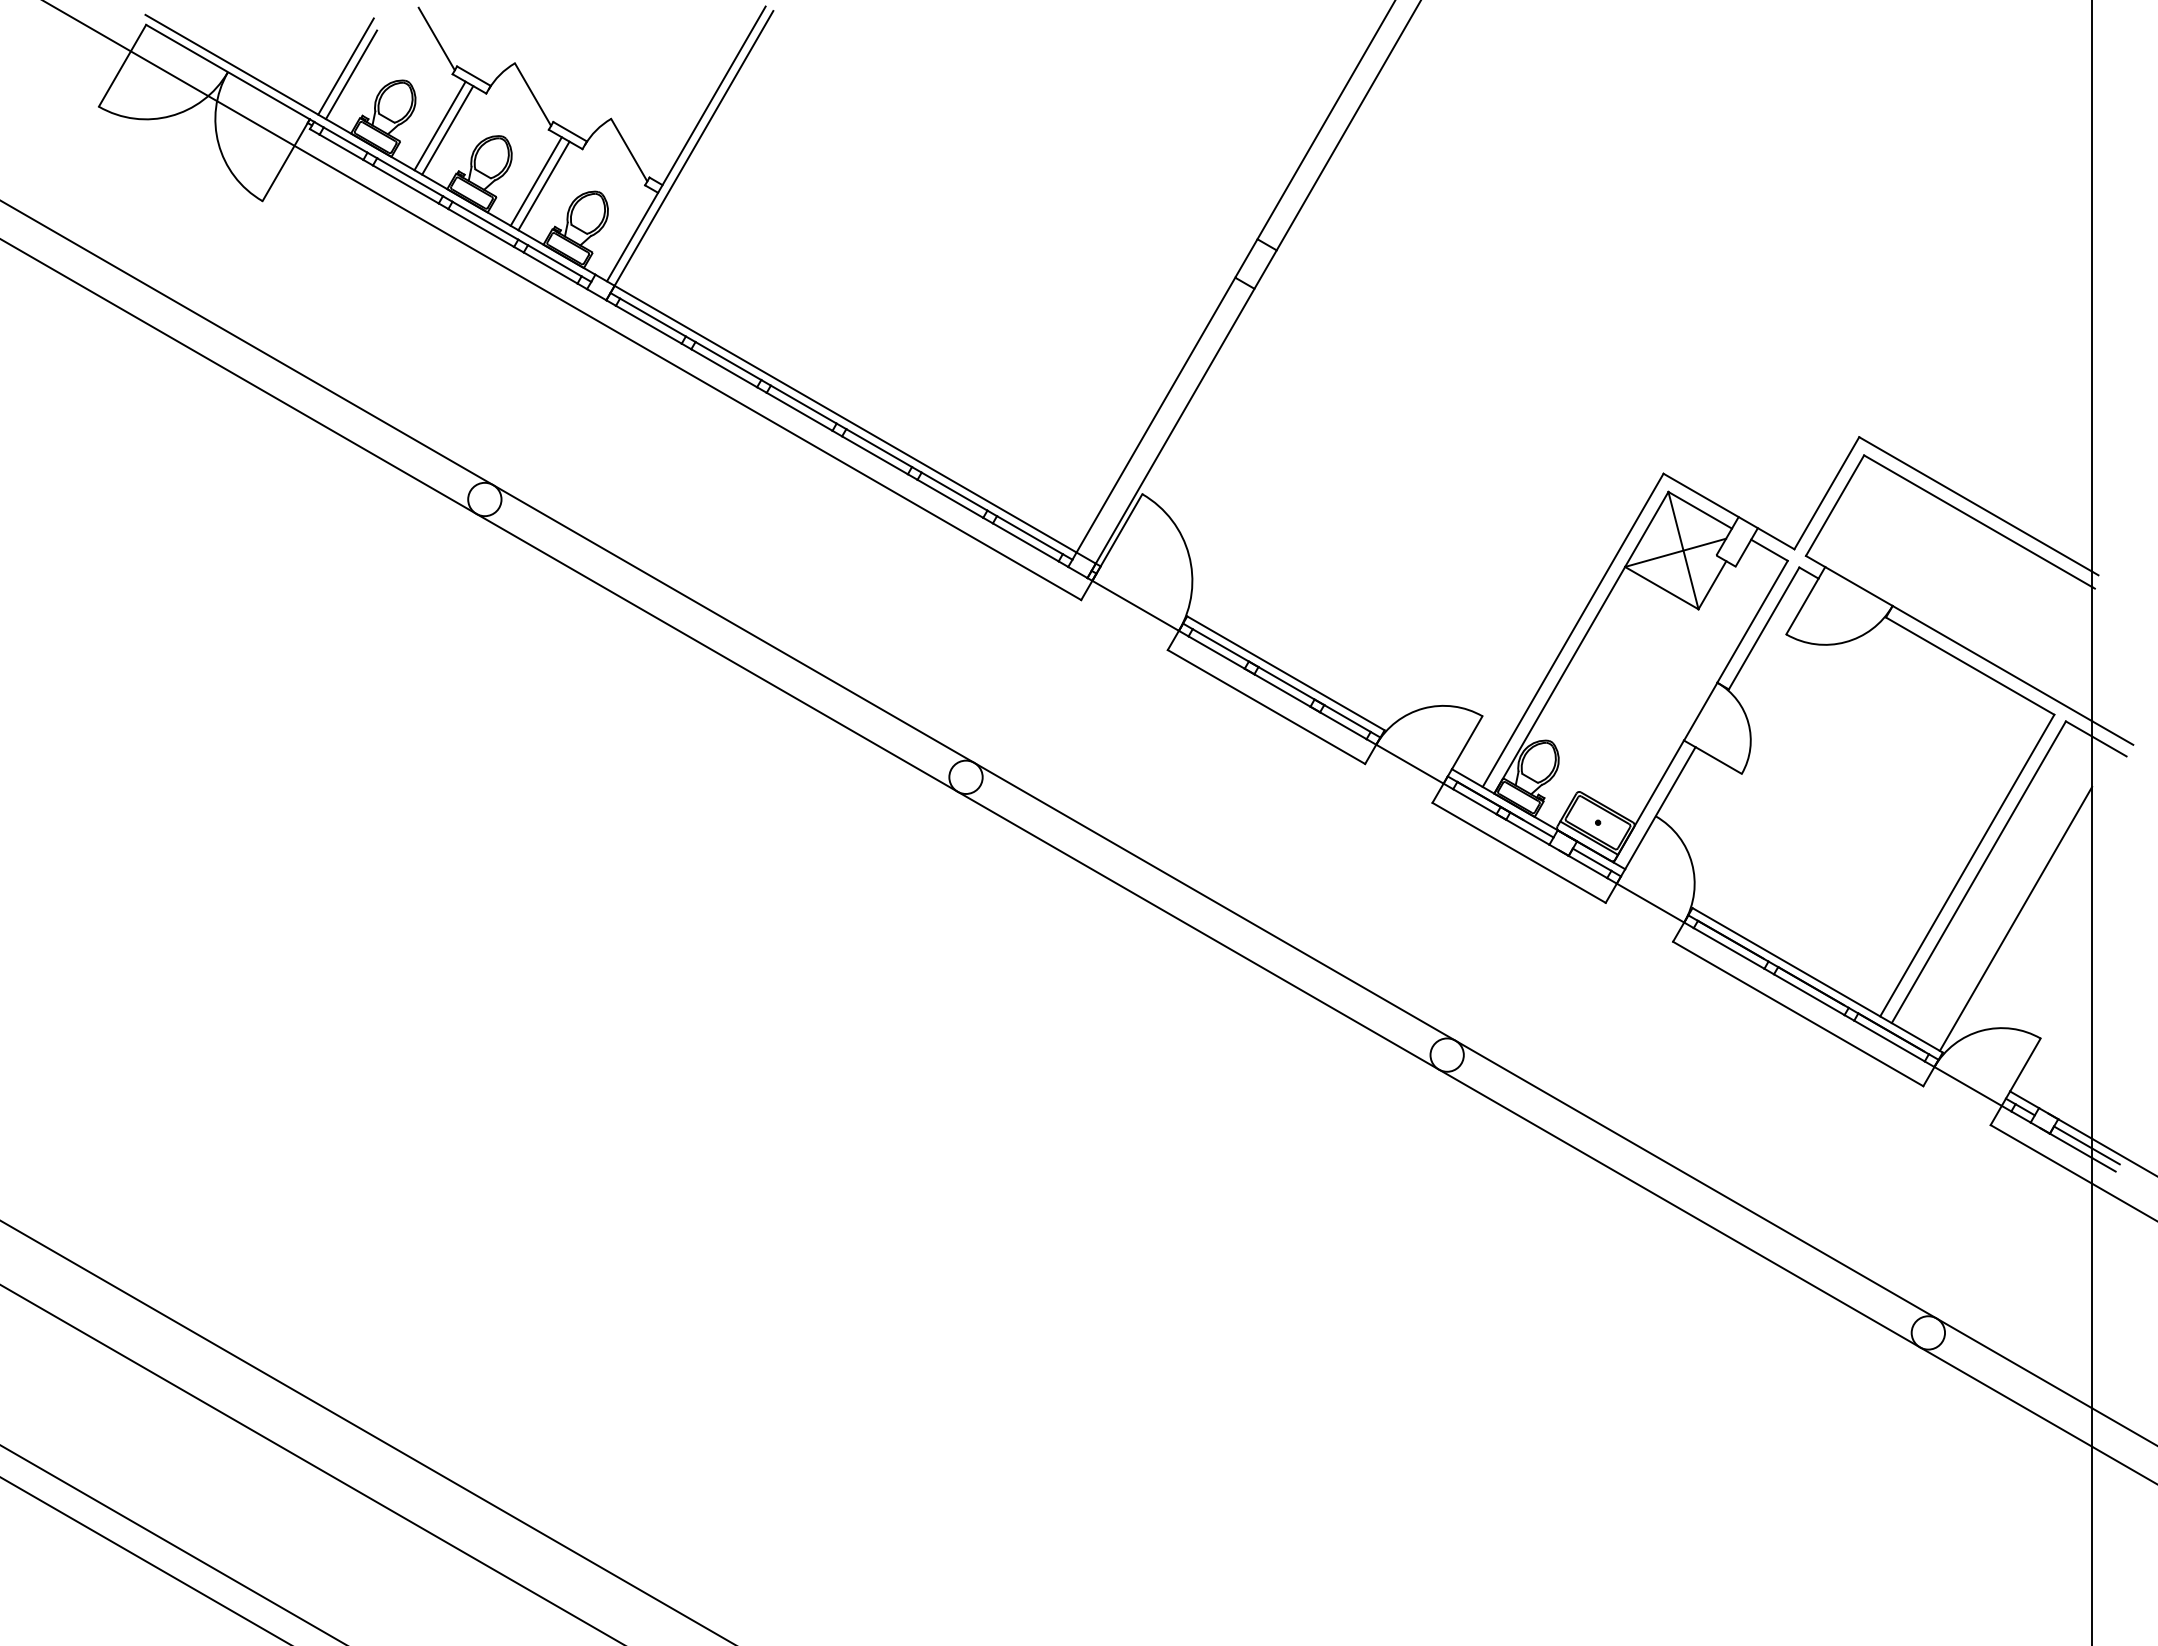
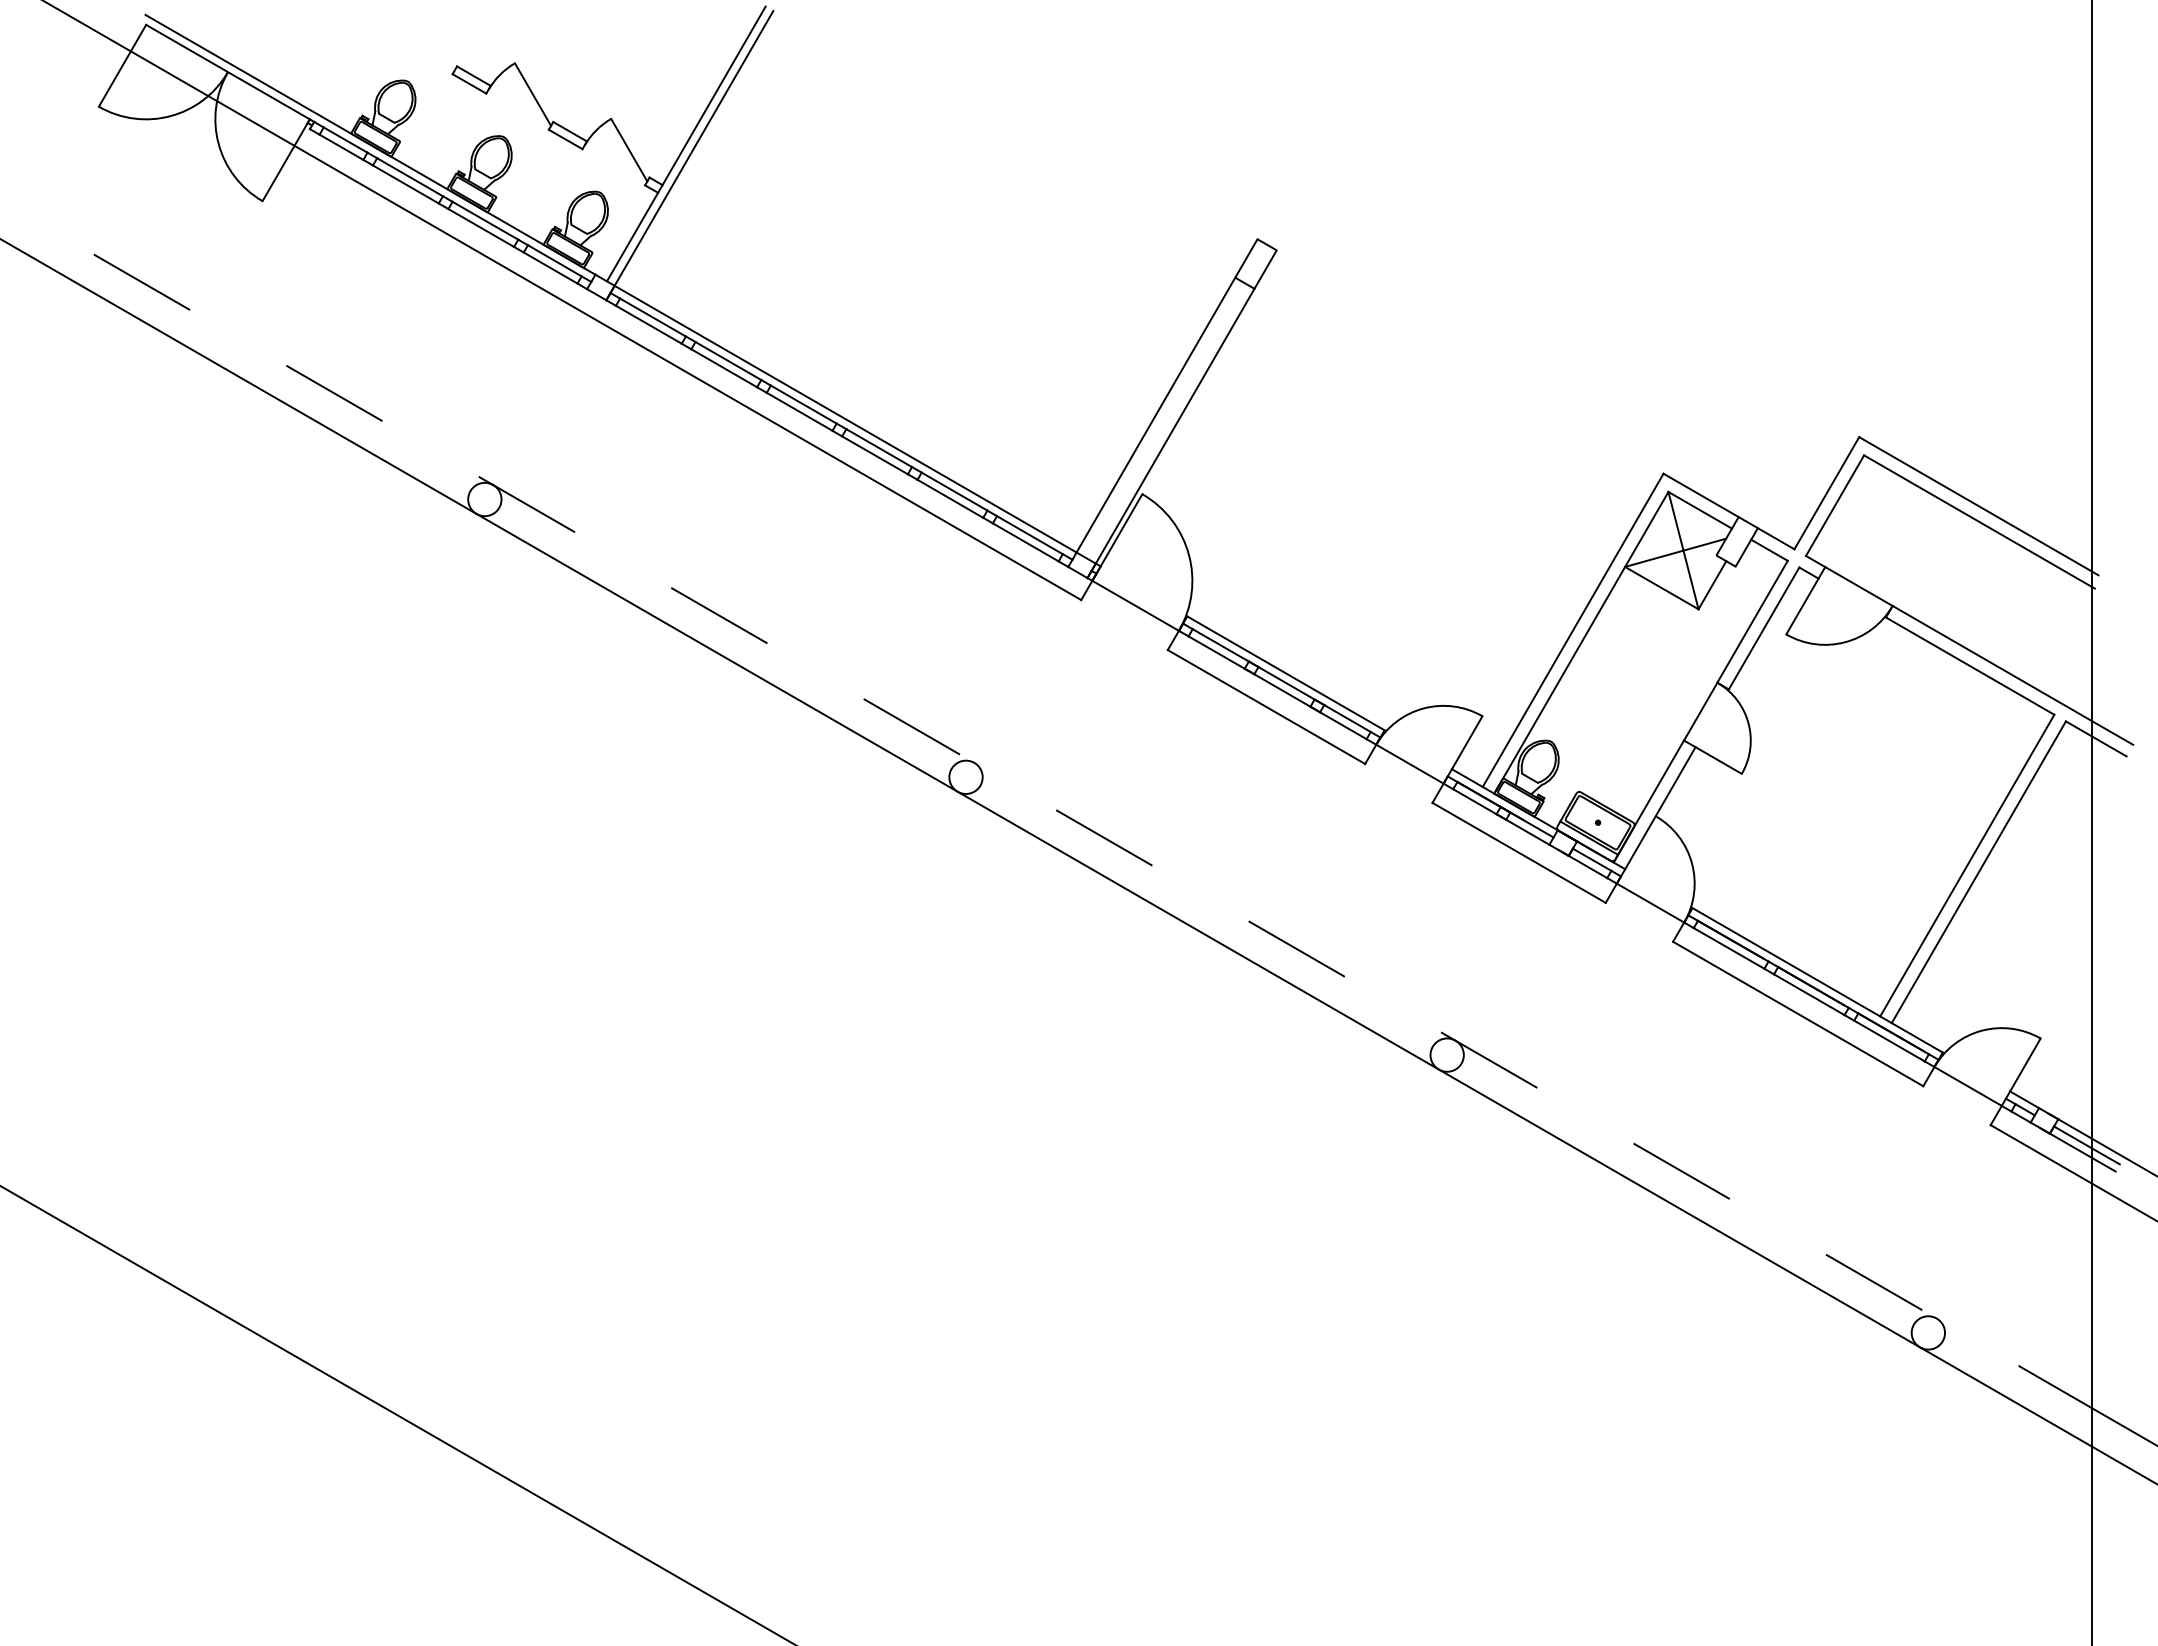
line: present -> none (436, 38)
line: present -> none (345, 66)
line: present -> none (351, 74)
line: present -> none (1325, 120)
line: present -> none (439, 125)
line: present -> none (1347, 126)
line: present -> none (447, 130)
line: present -> none (535, 181)
line: present -> none (543, 185)
line: solid -> dashed (1046, 804)
line: present -> none (2015, 918)
line position: (366, 1431) -> (396, 1414) (396, 1414)
line: present -> none (311, 1463)
line: present -> none (172, 1544)
line: present -> none (144, 1560)
